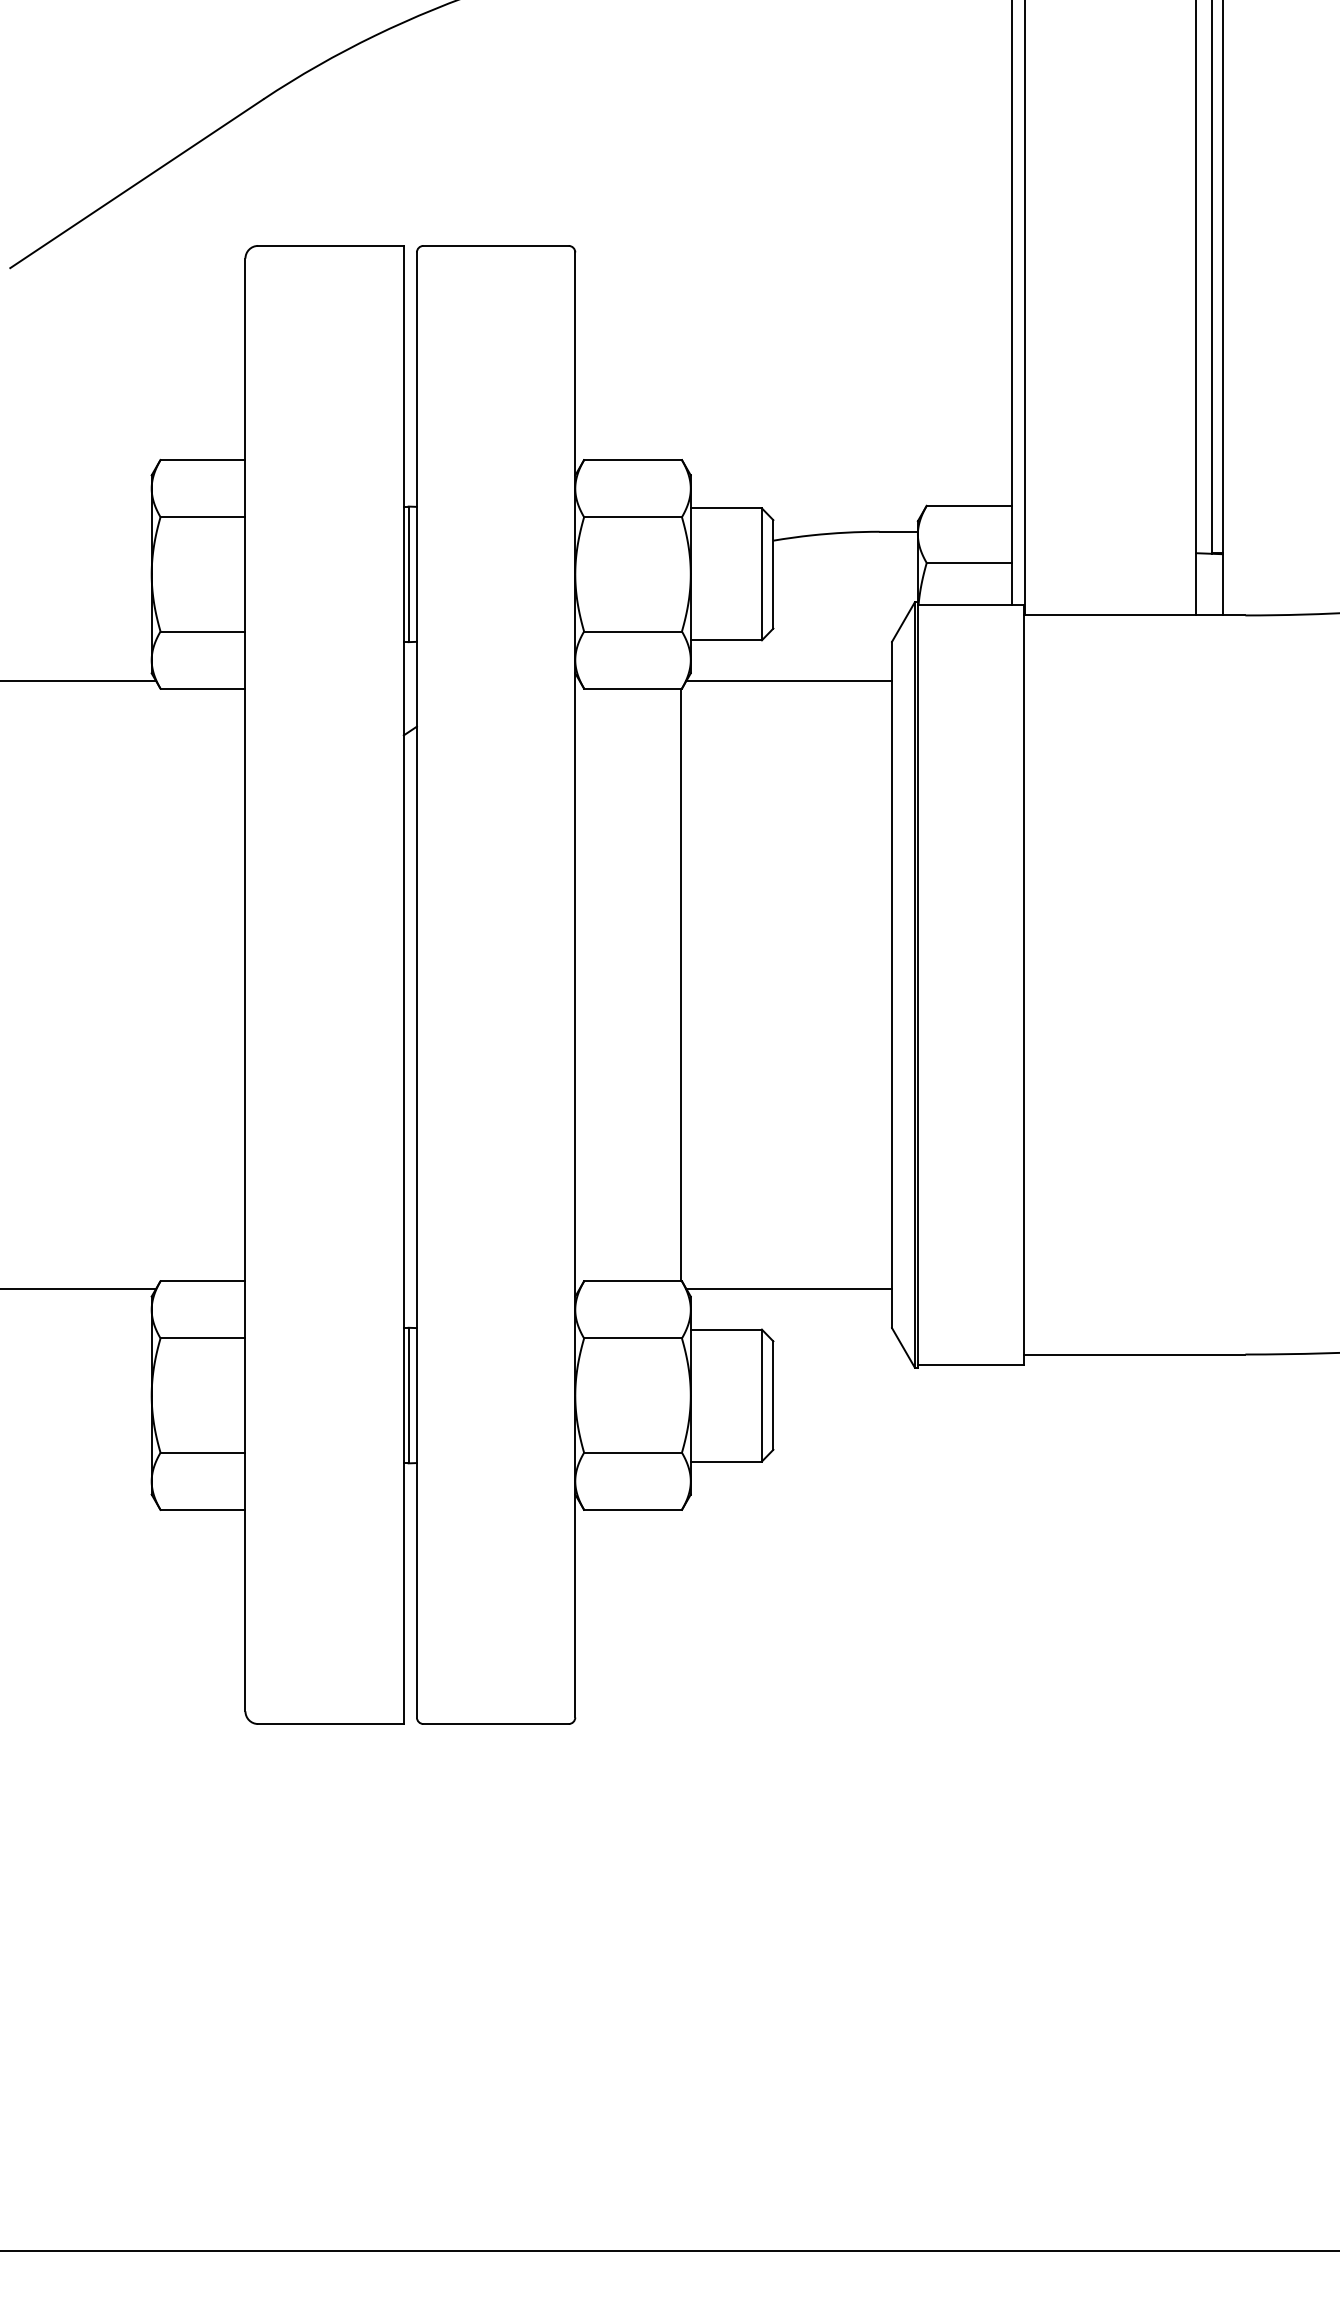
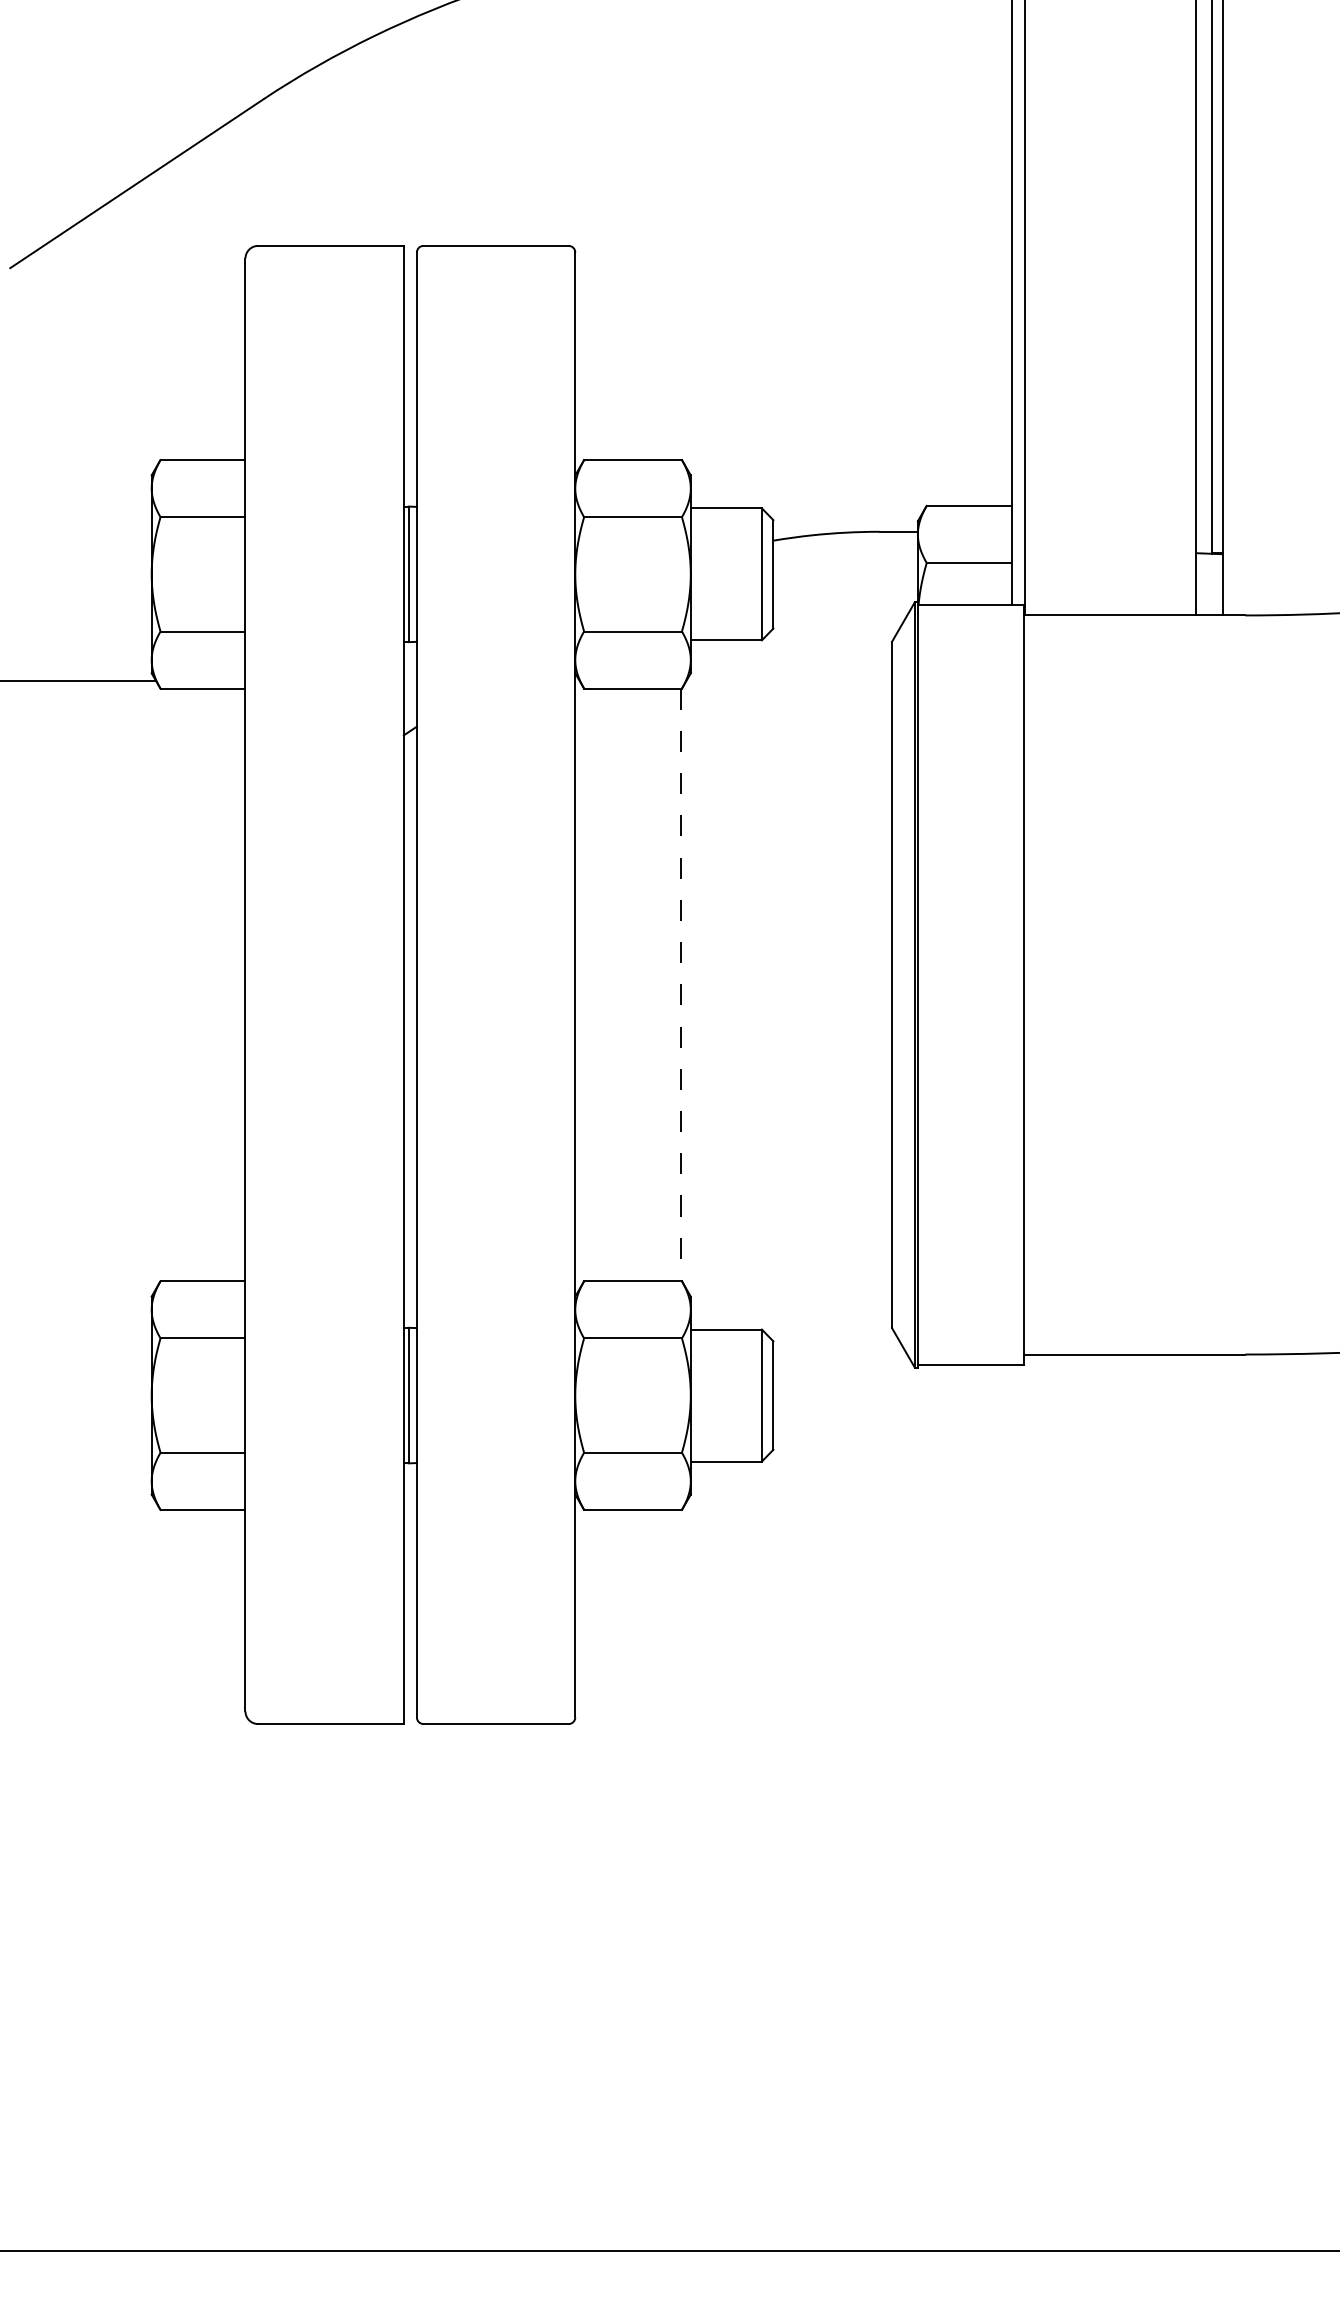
line: present -> none (789, 681)
line: solid -> dashed (680, 985)
line: present -> none (79, 1288)
line: present -> none (789, 1288)
